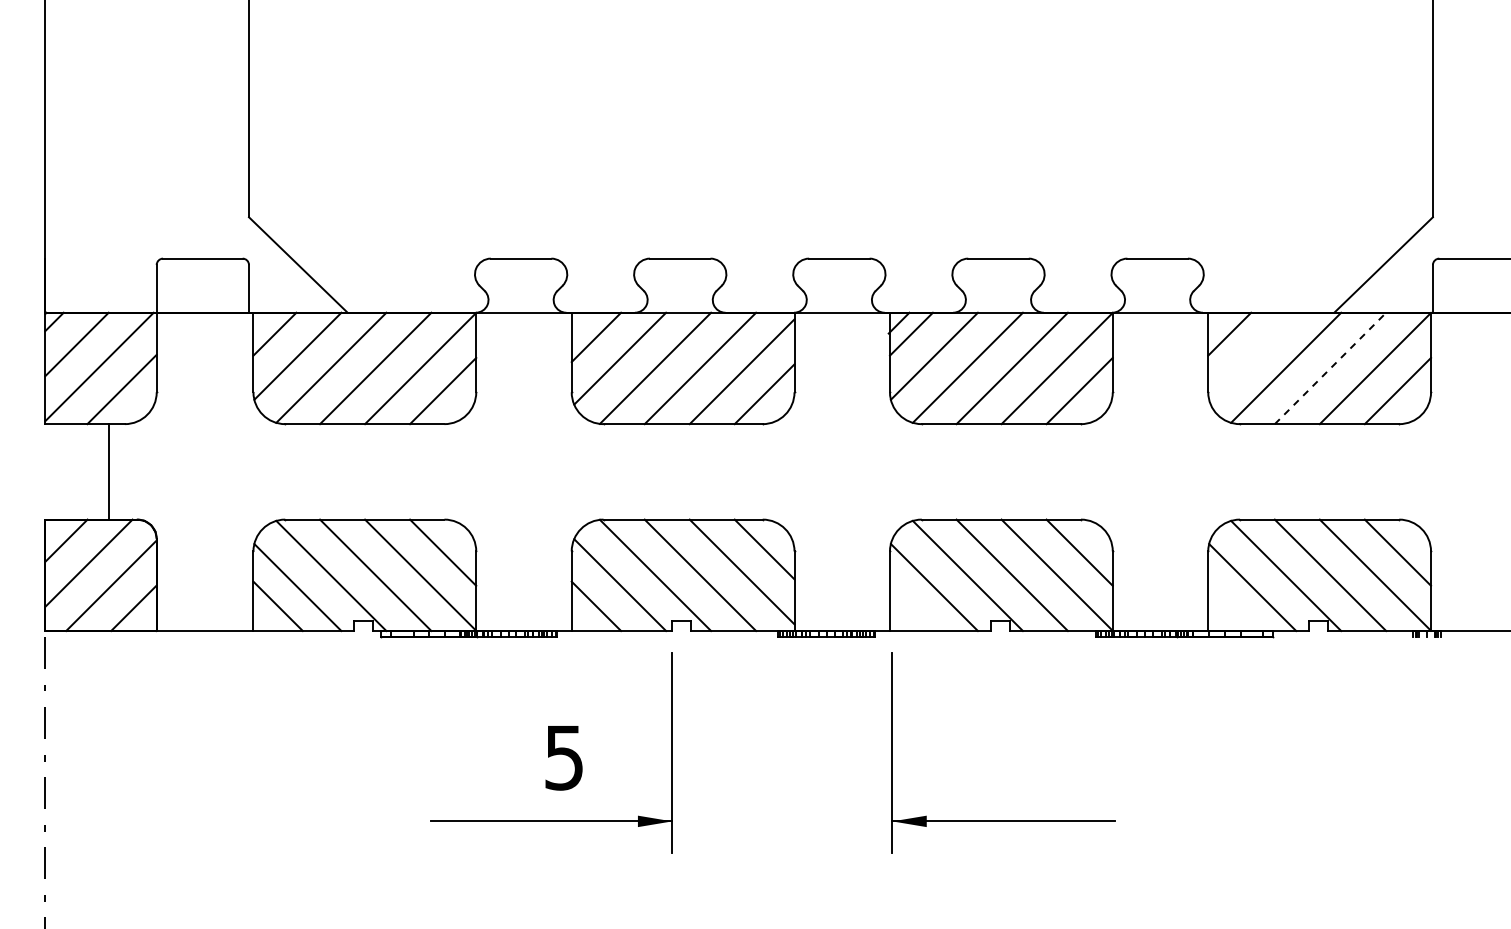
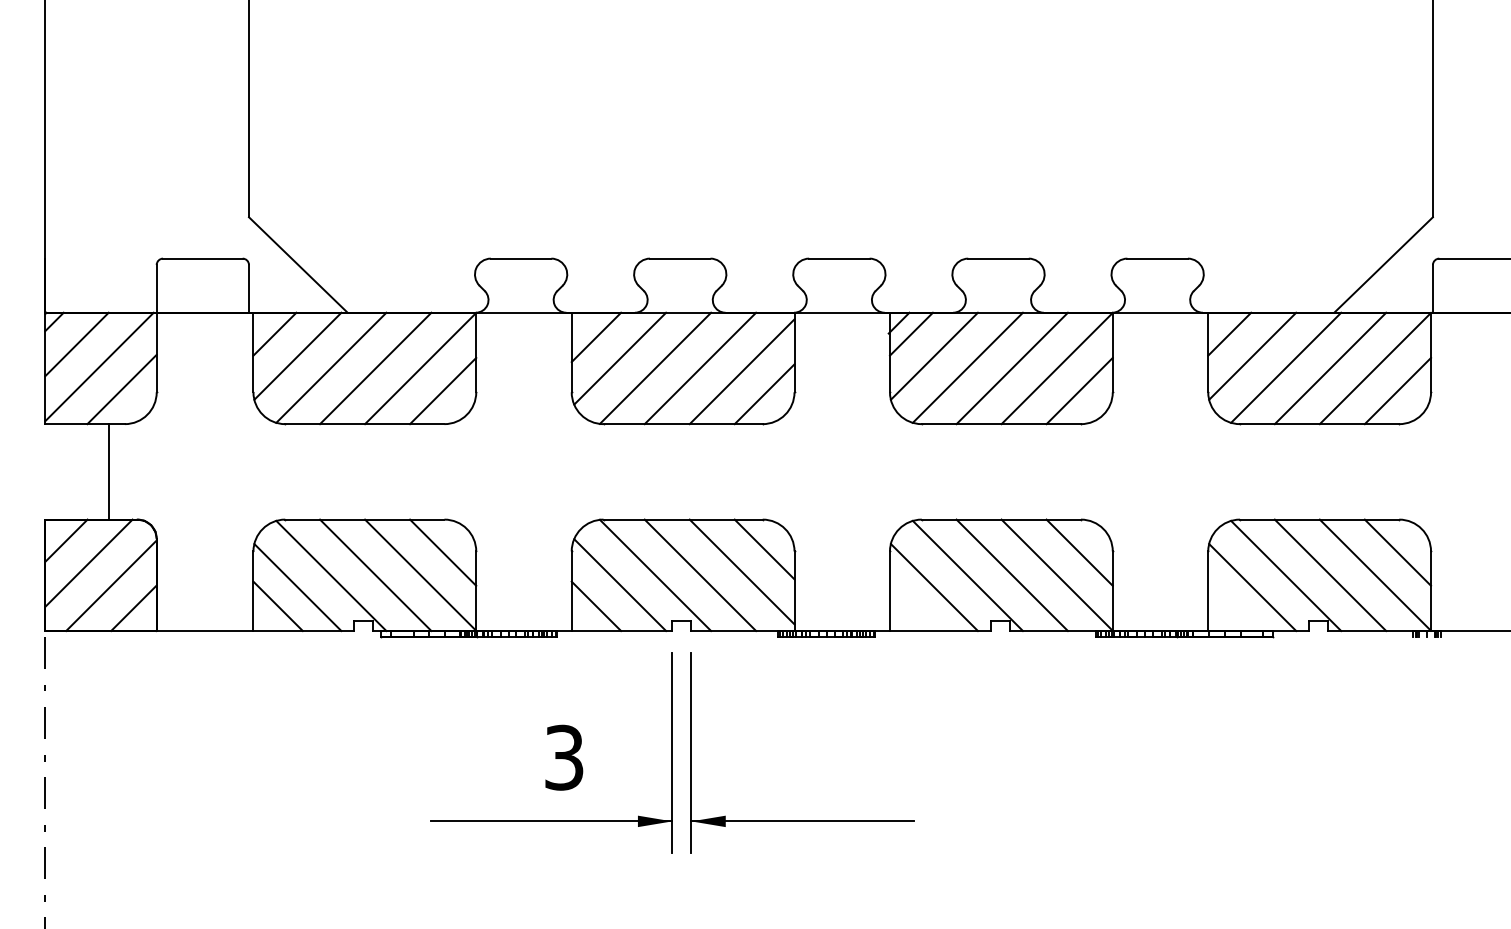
line: none -> present (1252, 355)
line: dashed -> solid (1330, 368)
text: 5 -> 3 (564, 757)
part position: (1003, 820) -> (802, 820) (802, 820)
